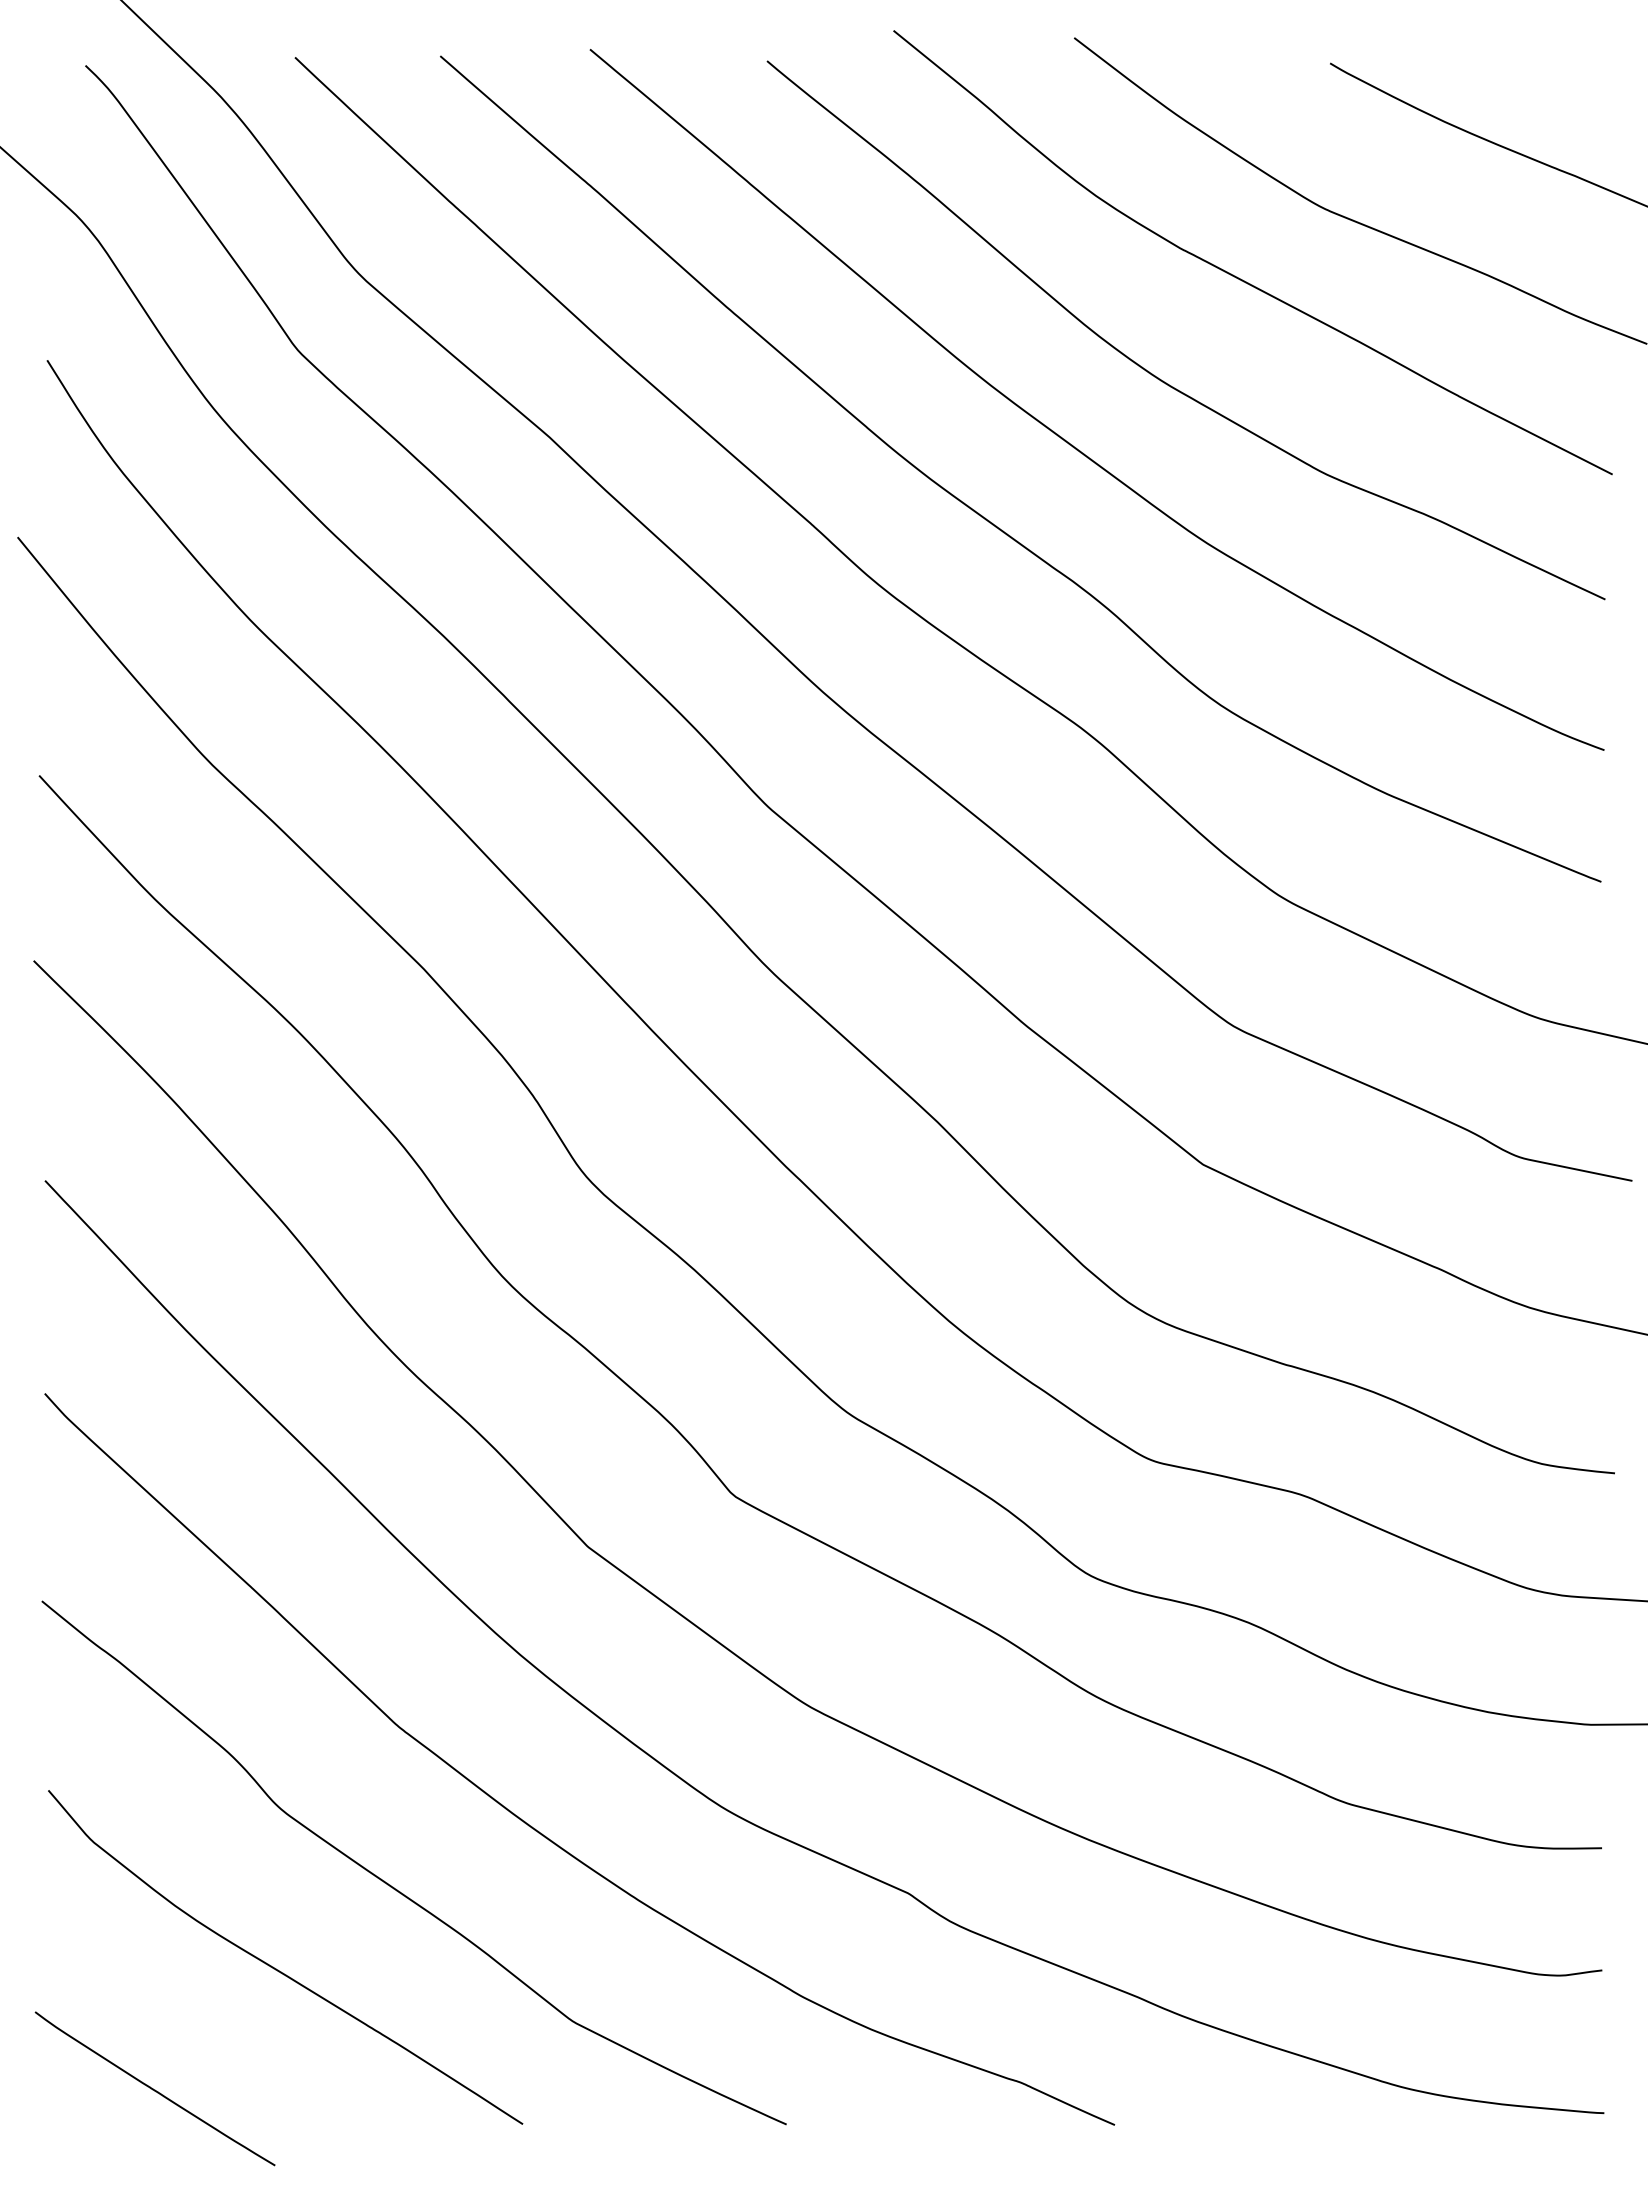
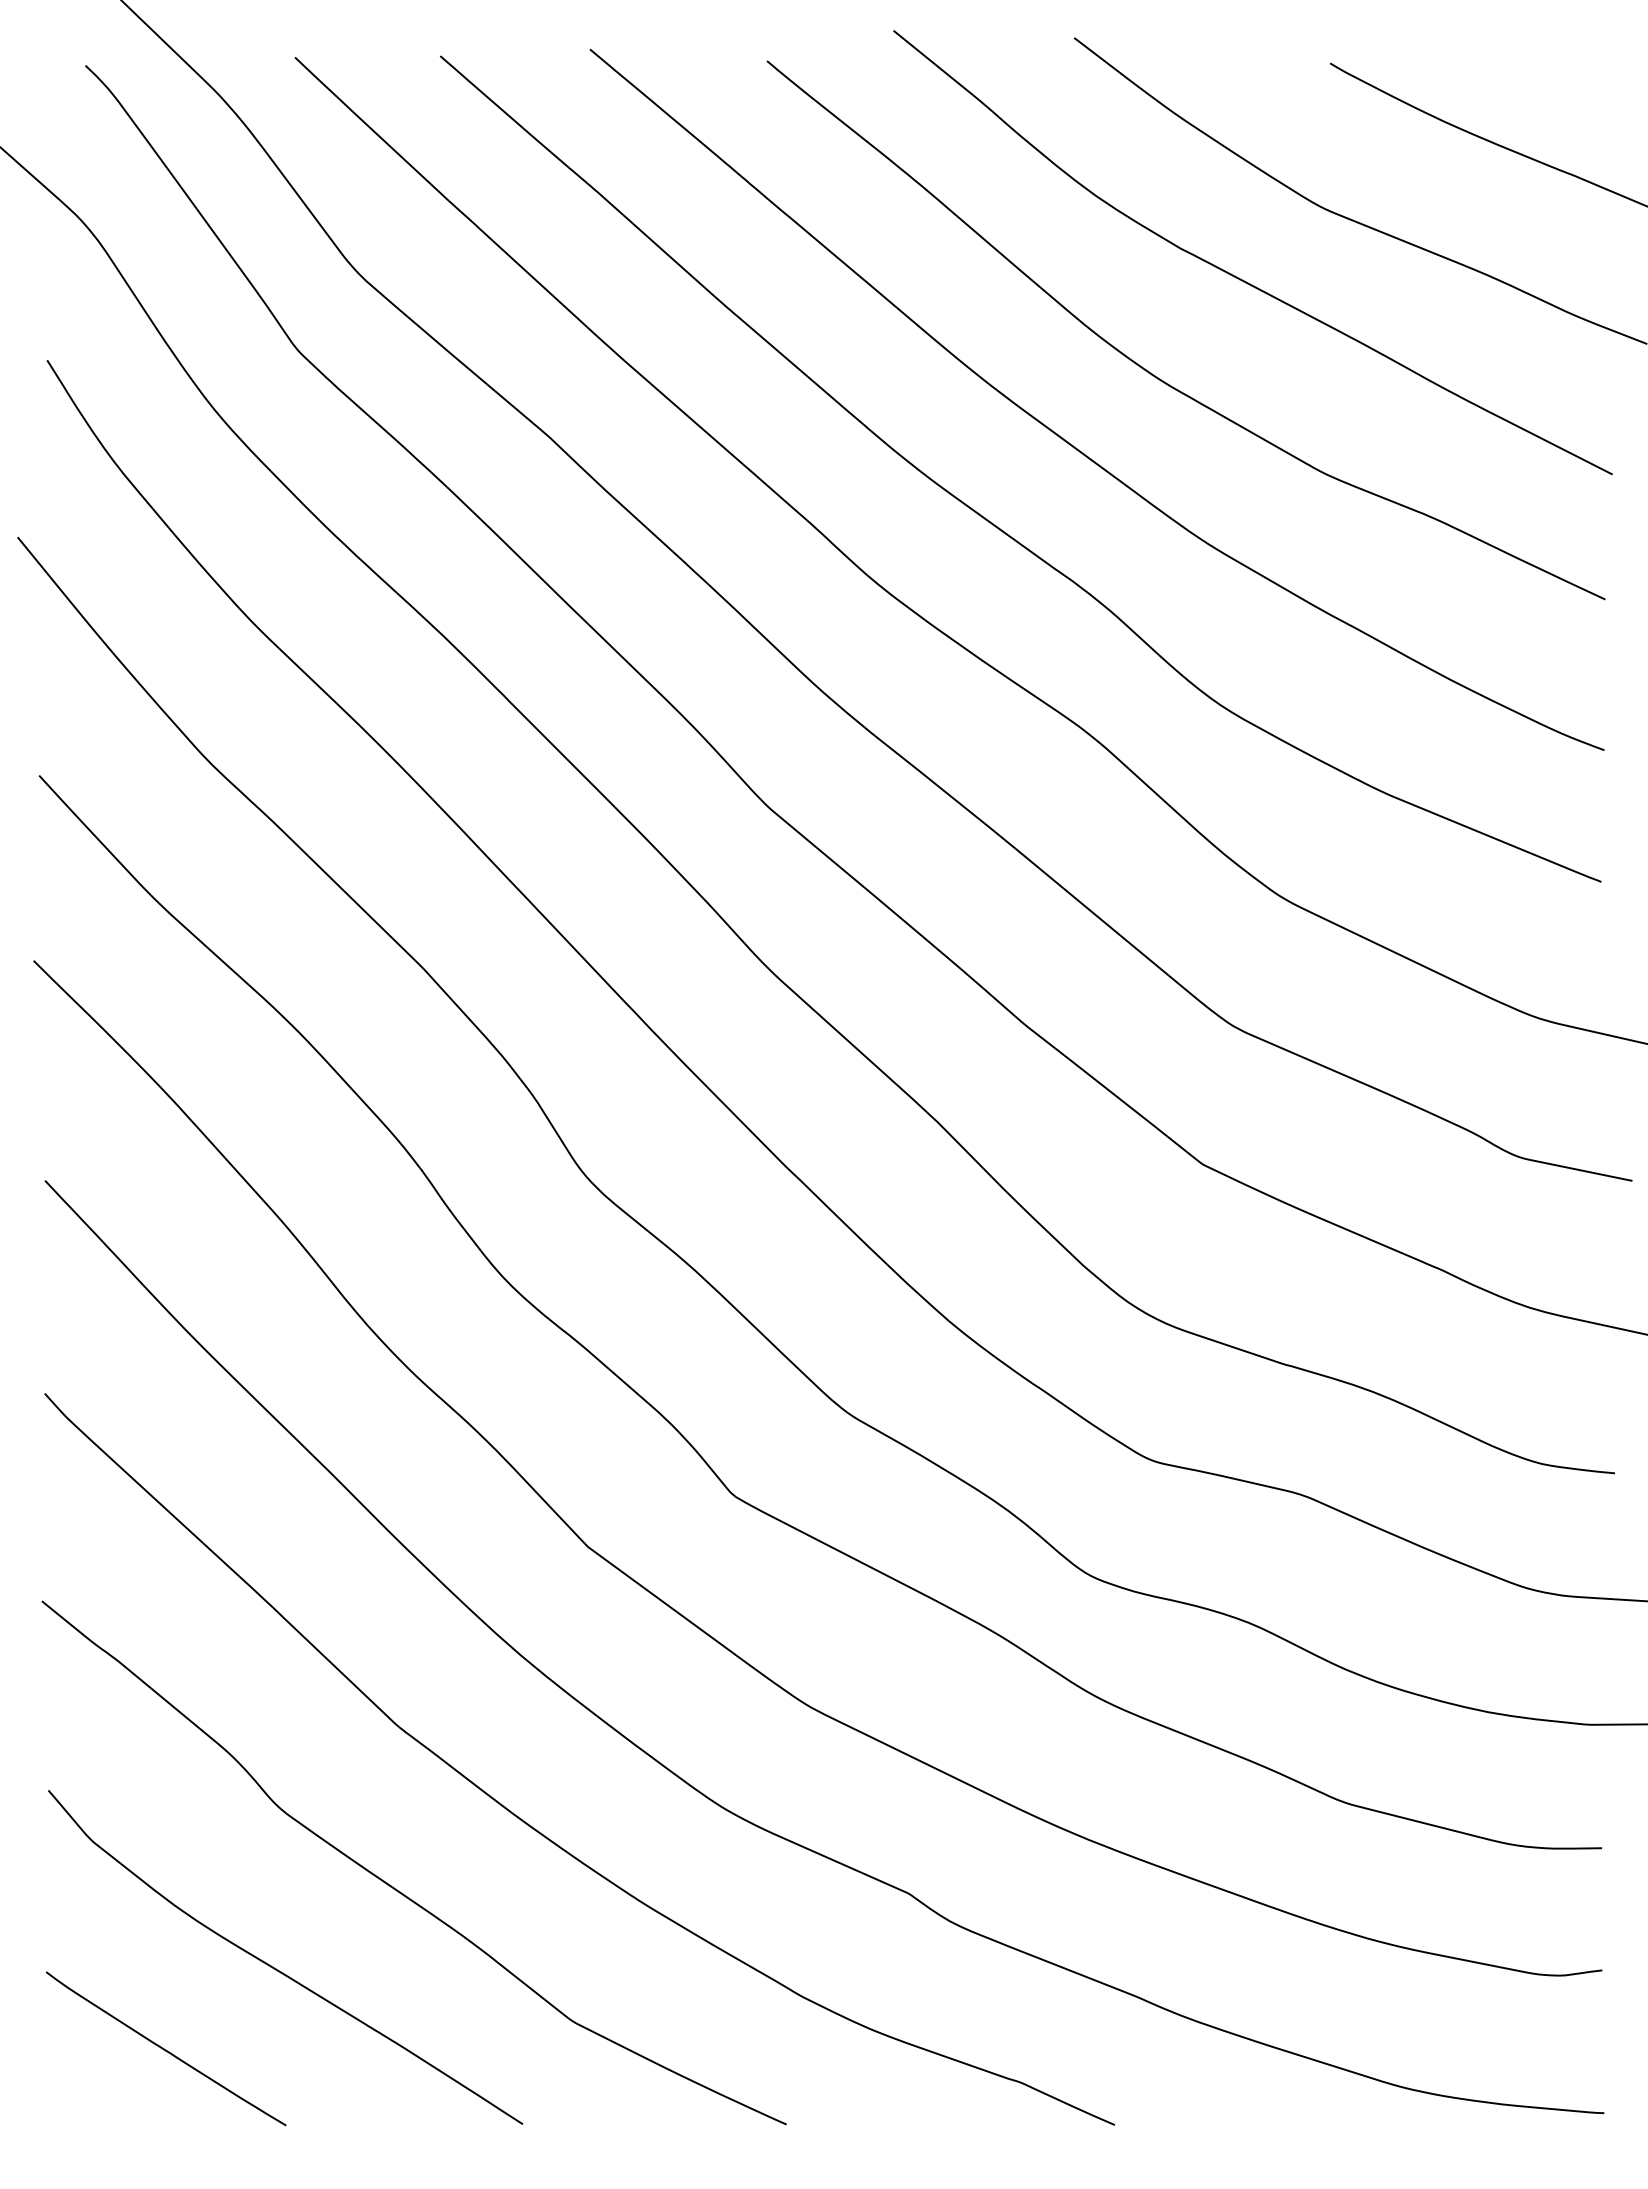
curve position: (153, 2088) -> (164, 2048) (164, 2048)
